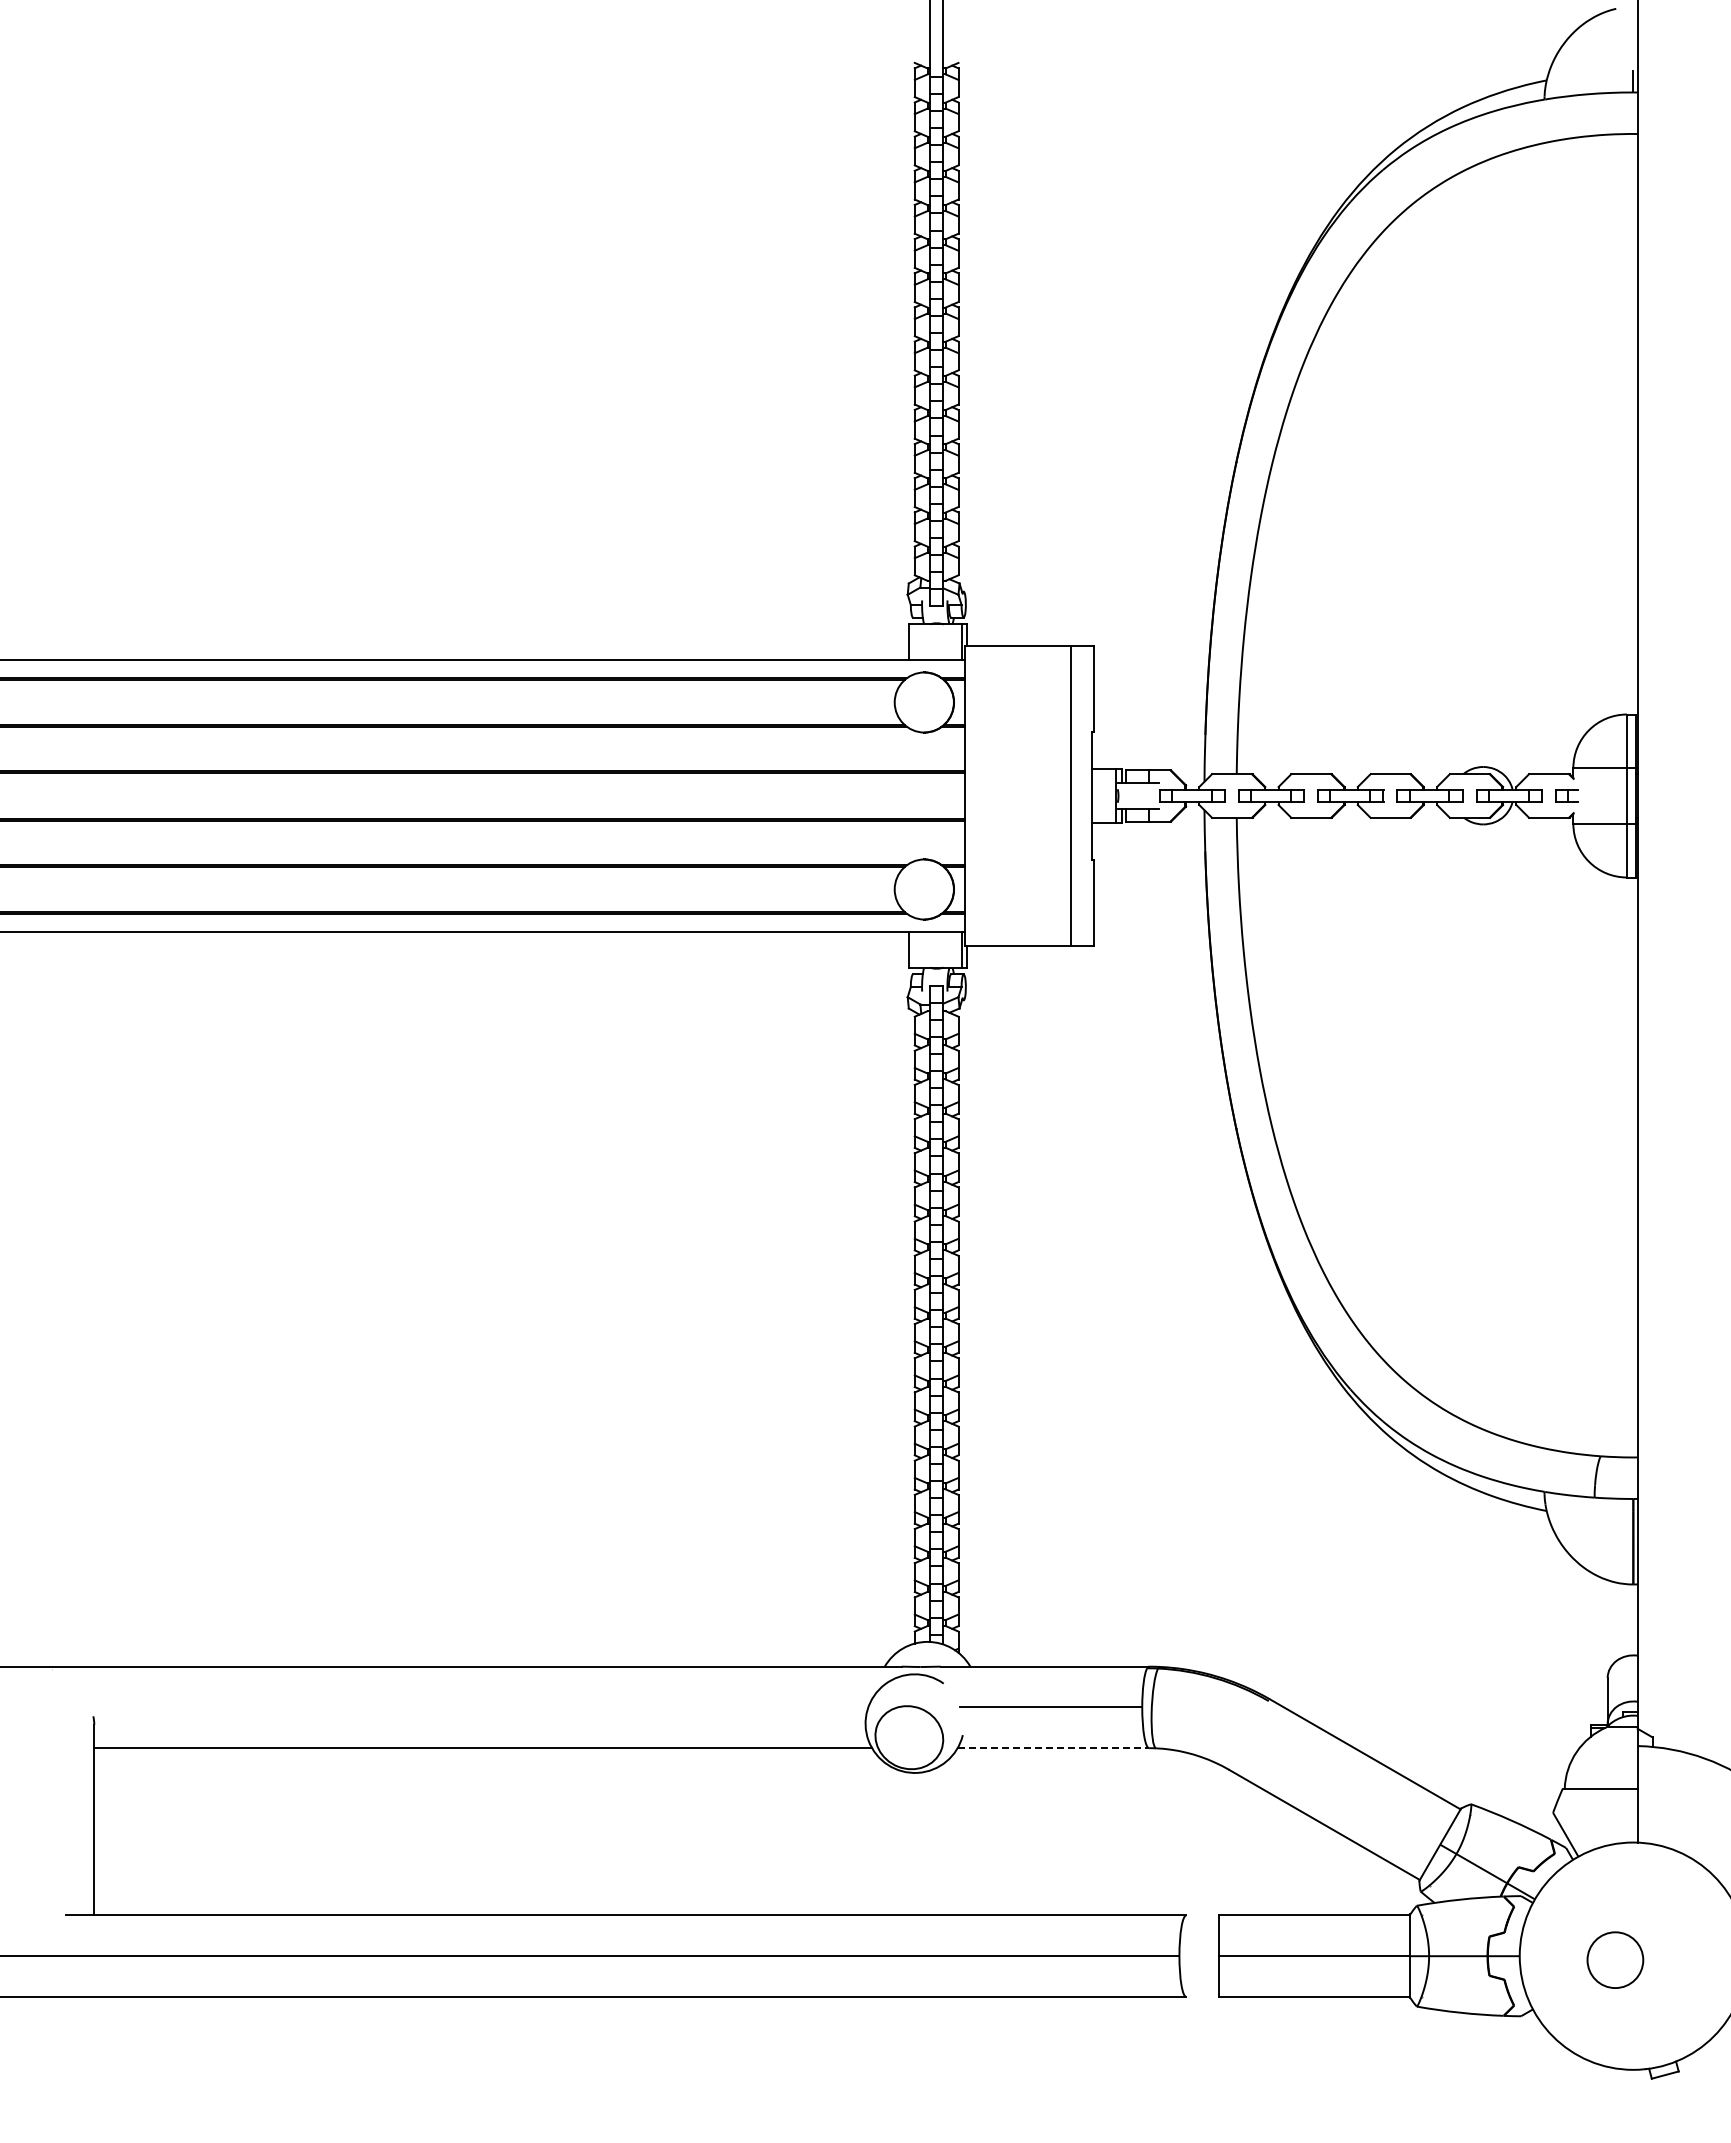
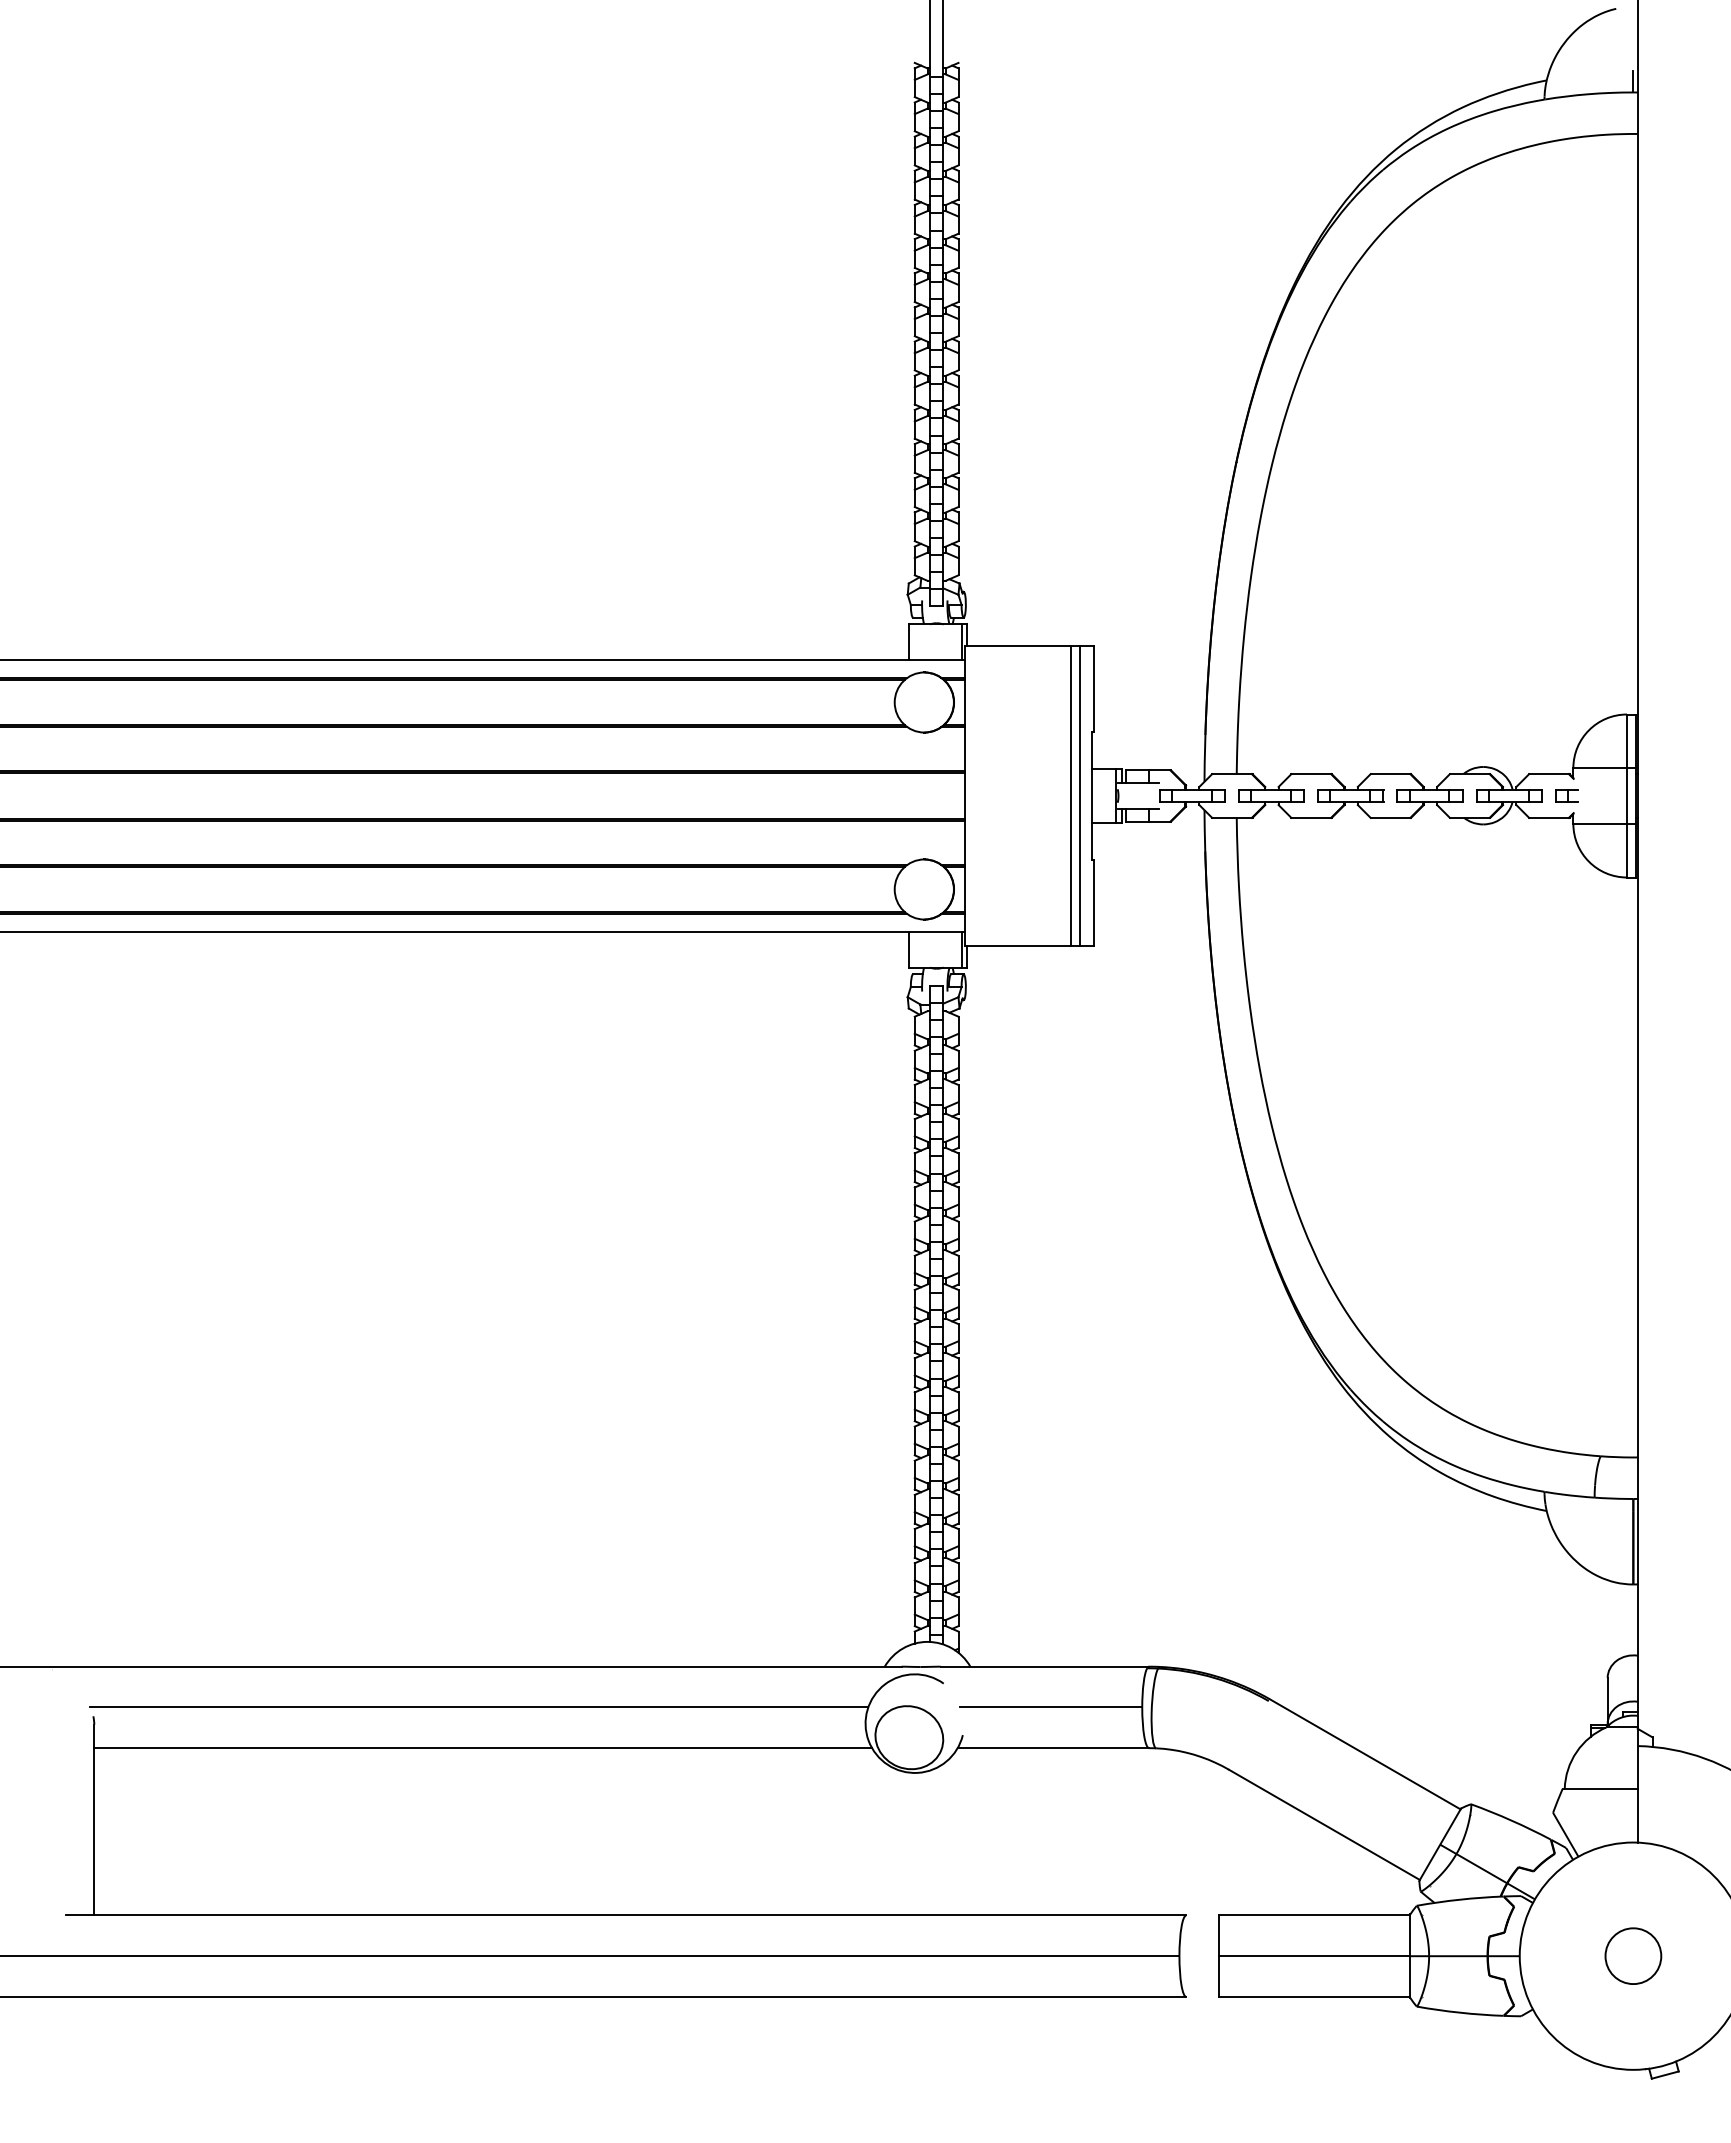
line: none -> present (1079, 795)
line: none -> present (479, 1707)
line: dashed -> solid (1053, 1748)
circle position: (1615, 1959) -> (1633, 1955) (1633, 1955)
